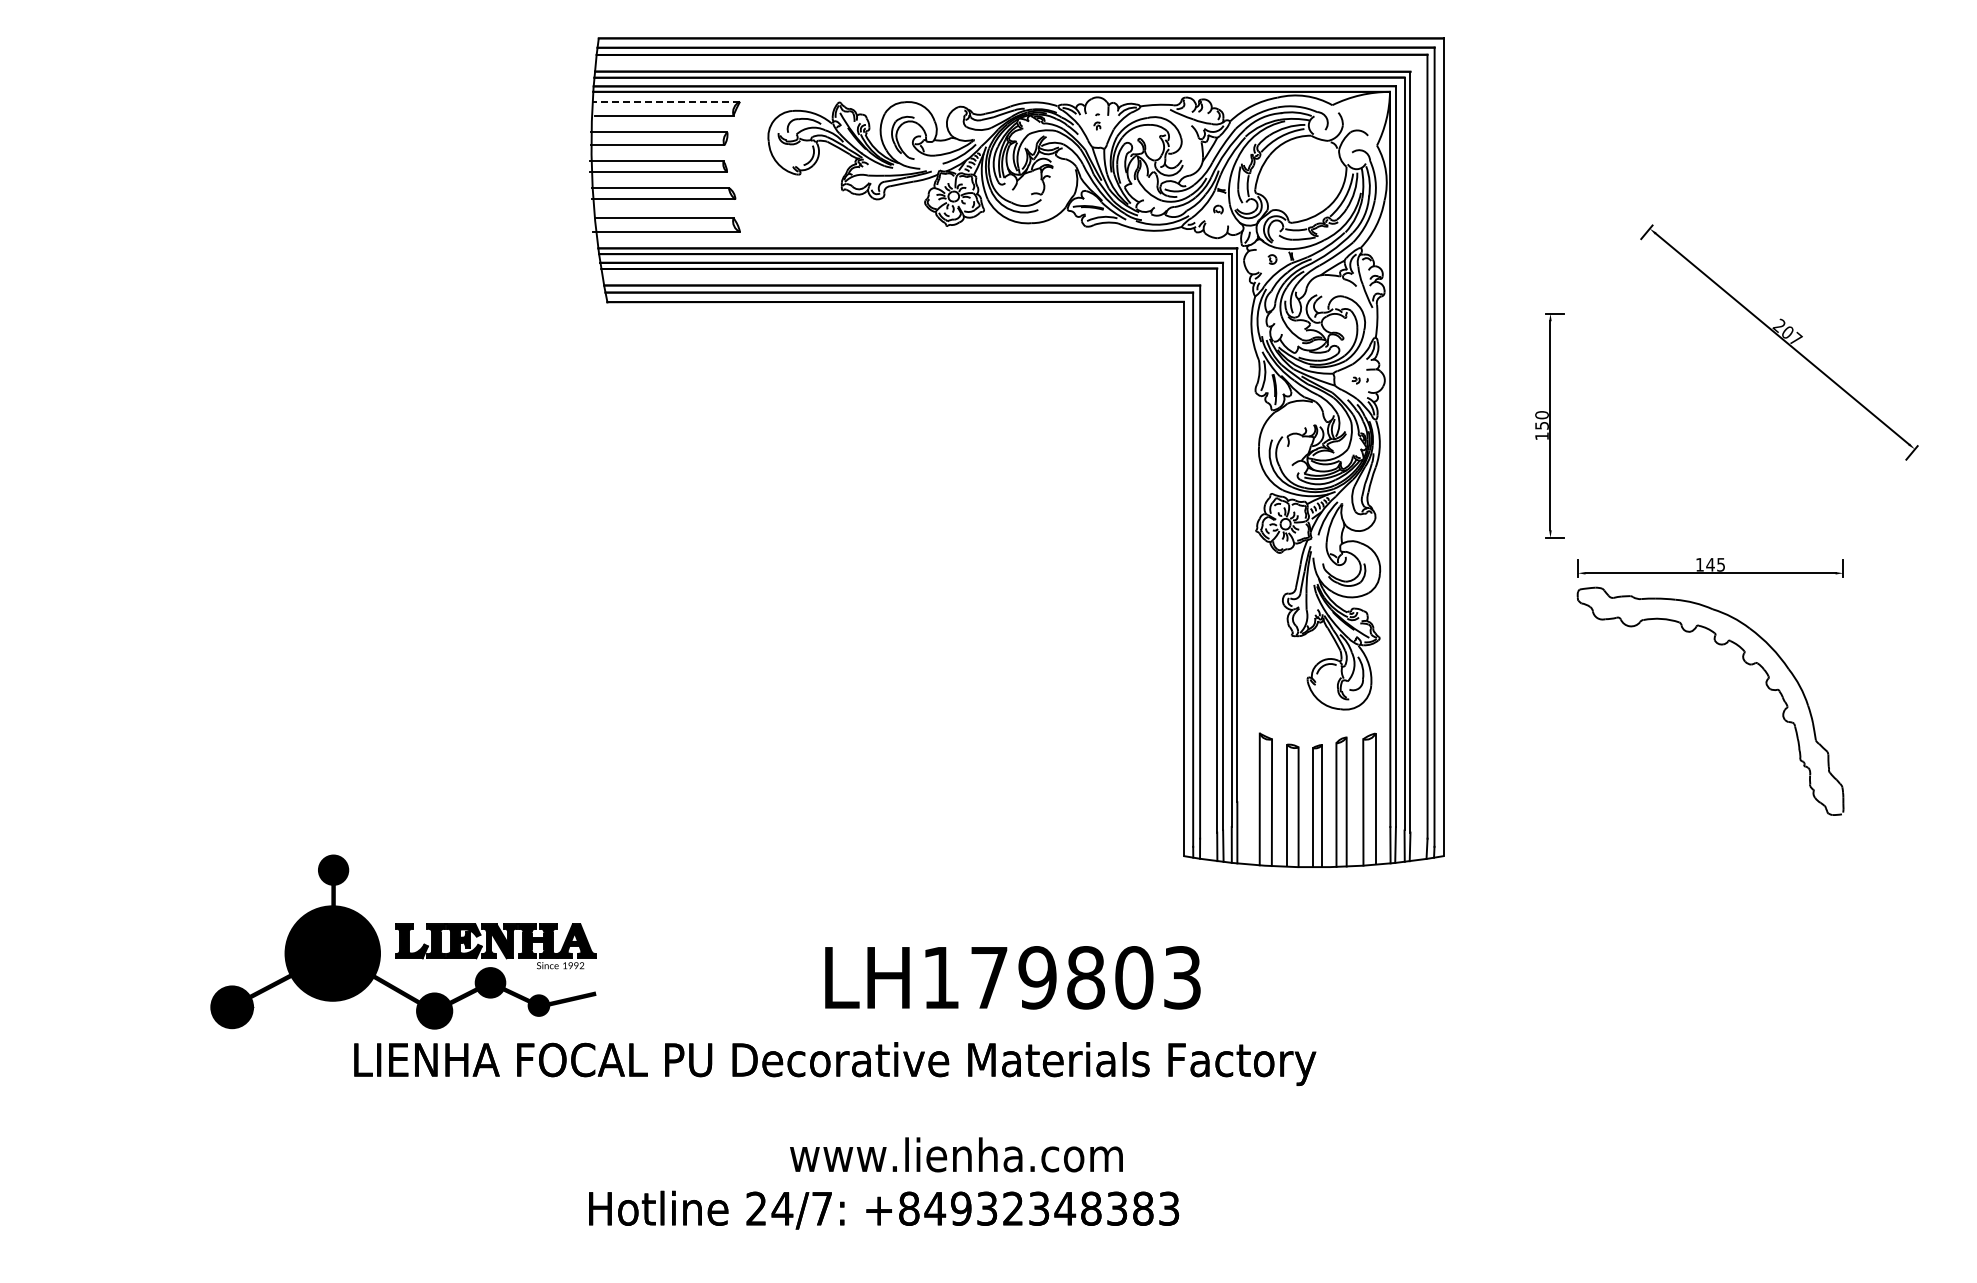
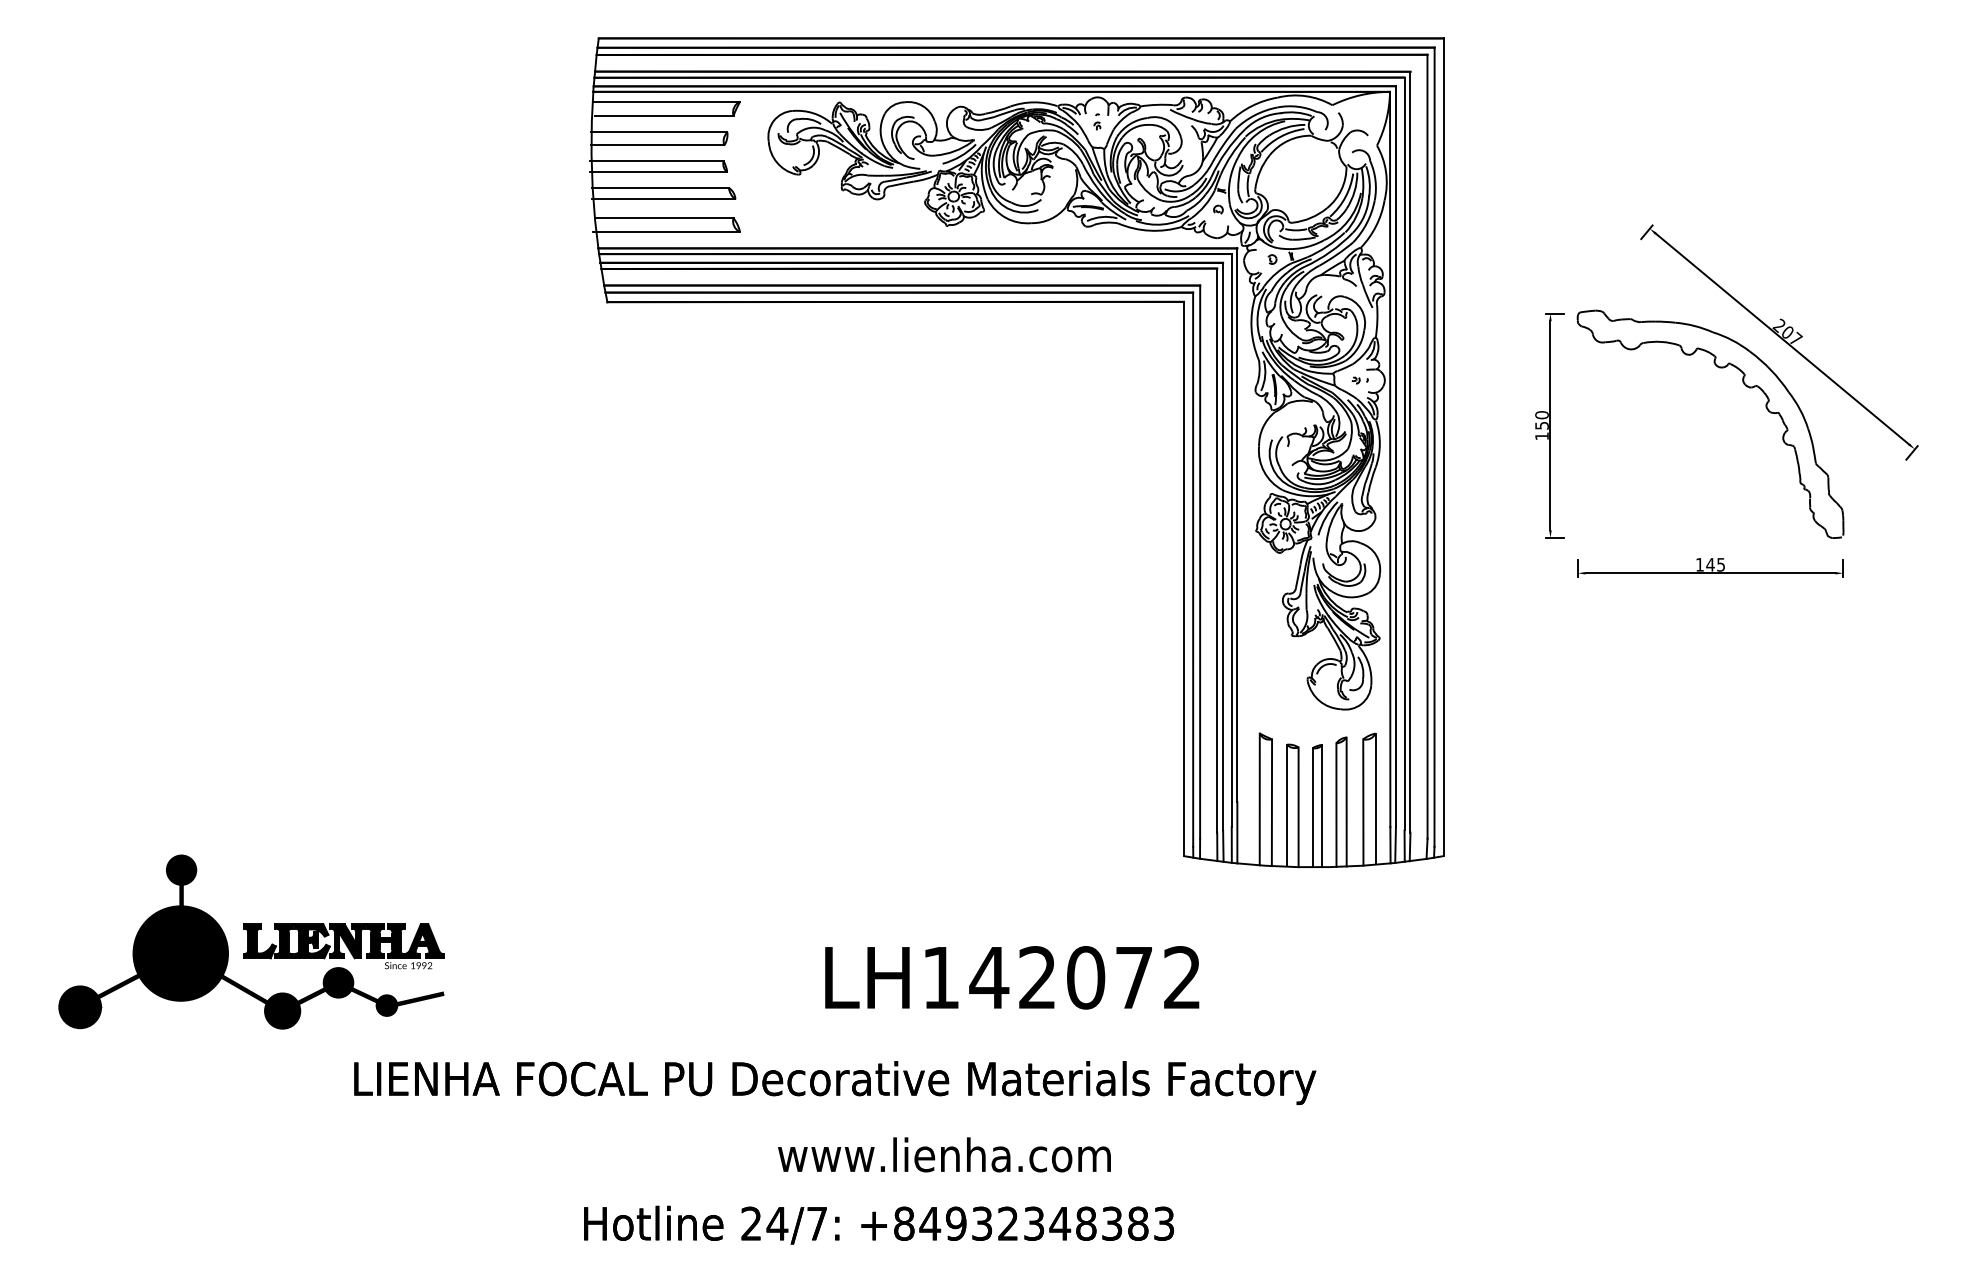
line: dashed -> solid (666, 101)
part position: (1745, 663) -> (1745, 386) (1745, 386)
part position: (403, 941) -> (251, 941) (251, 941)
text: LH179803 -> LH142072 (1084, 977)
text position: (835, 1063) -> (835, 1082) (835, 1082)
text position: (956, 1154) -> (944, 1154) (944, 1154)
text position: (884, 1209) -> (879, 1224) (879, 1224)
